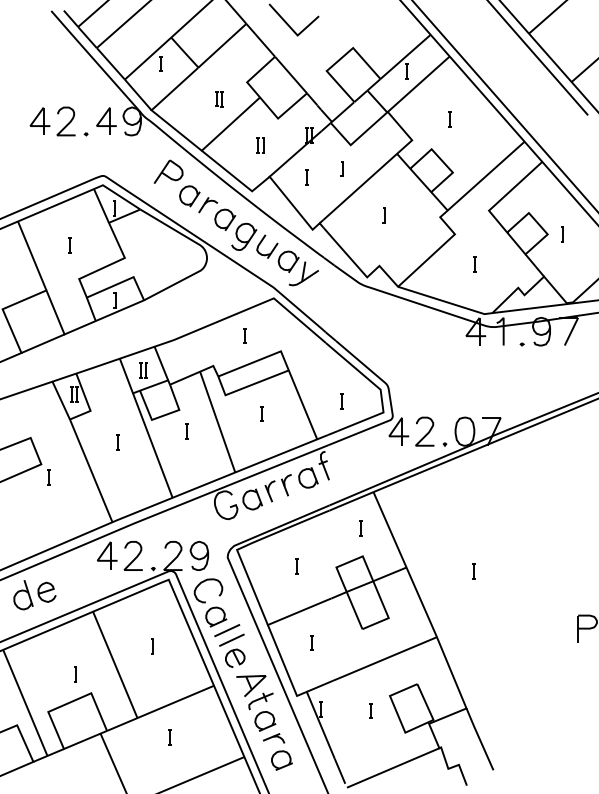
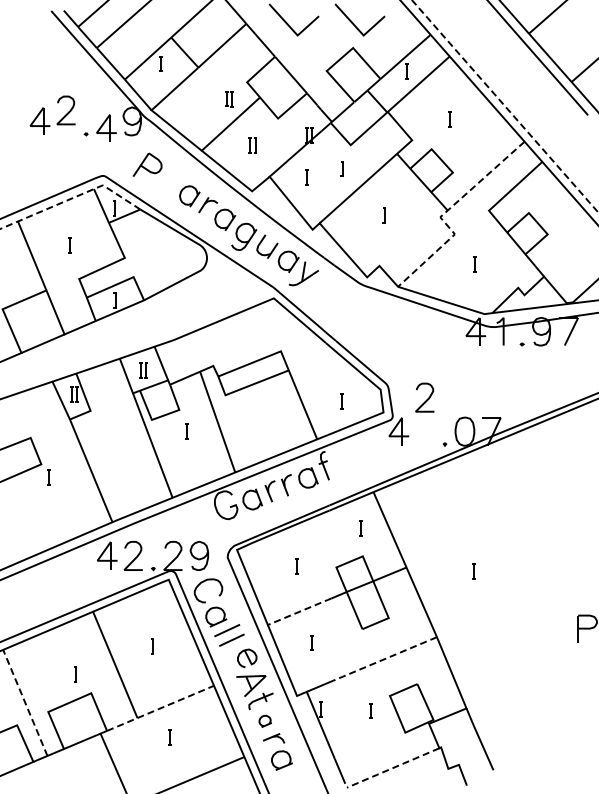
line: none -> present (354, 23)
part position: (219, 99) -> (229, 99) (229, 99)
line: solid -> dashed (505, 106)
part position: (106, 120) -> (106, 127) (106, 127)
curve position: (67, 123) -> (67, 112) (67, 112)
part position: (260, 145) -> (252, 145) (252, 145)
part position: (168, 171) -> (147, 164) (147, 164)
line: solid -> dashed (72, 198)
line: solid -> dashed (443, 213)
line: present -> none (562, 234)
line: present -> none (244, 335)
line: present -> none (261, 413)
curve position: (426, 433) -> (426, 399) (426, 399)
line: present -> none (117, 442)
part: present -> none (34, 595)
line: solid -> dashed (298, 612)
part position: (235, 657) -> (247, 657) (247, 657)
line: solid -> dashed (384, 659)
line: solid -> dashed (25, 703)
line: solid -> dashed (161, 707)
part size: 23x21 px -> 14x14 px (264, 720)
line: solid -> dashed (392, 768)
